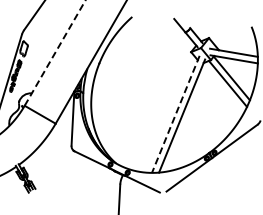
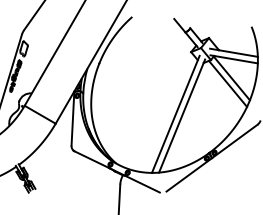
line: dashed -> solid (55, 53)
line: dashed -> solid (175, 114)
